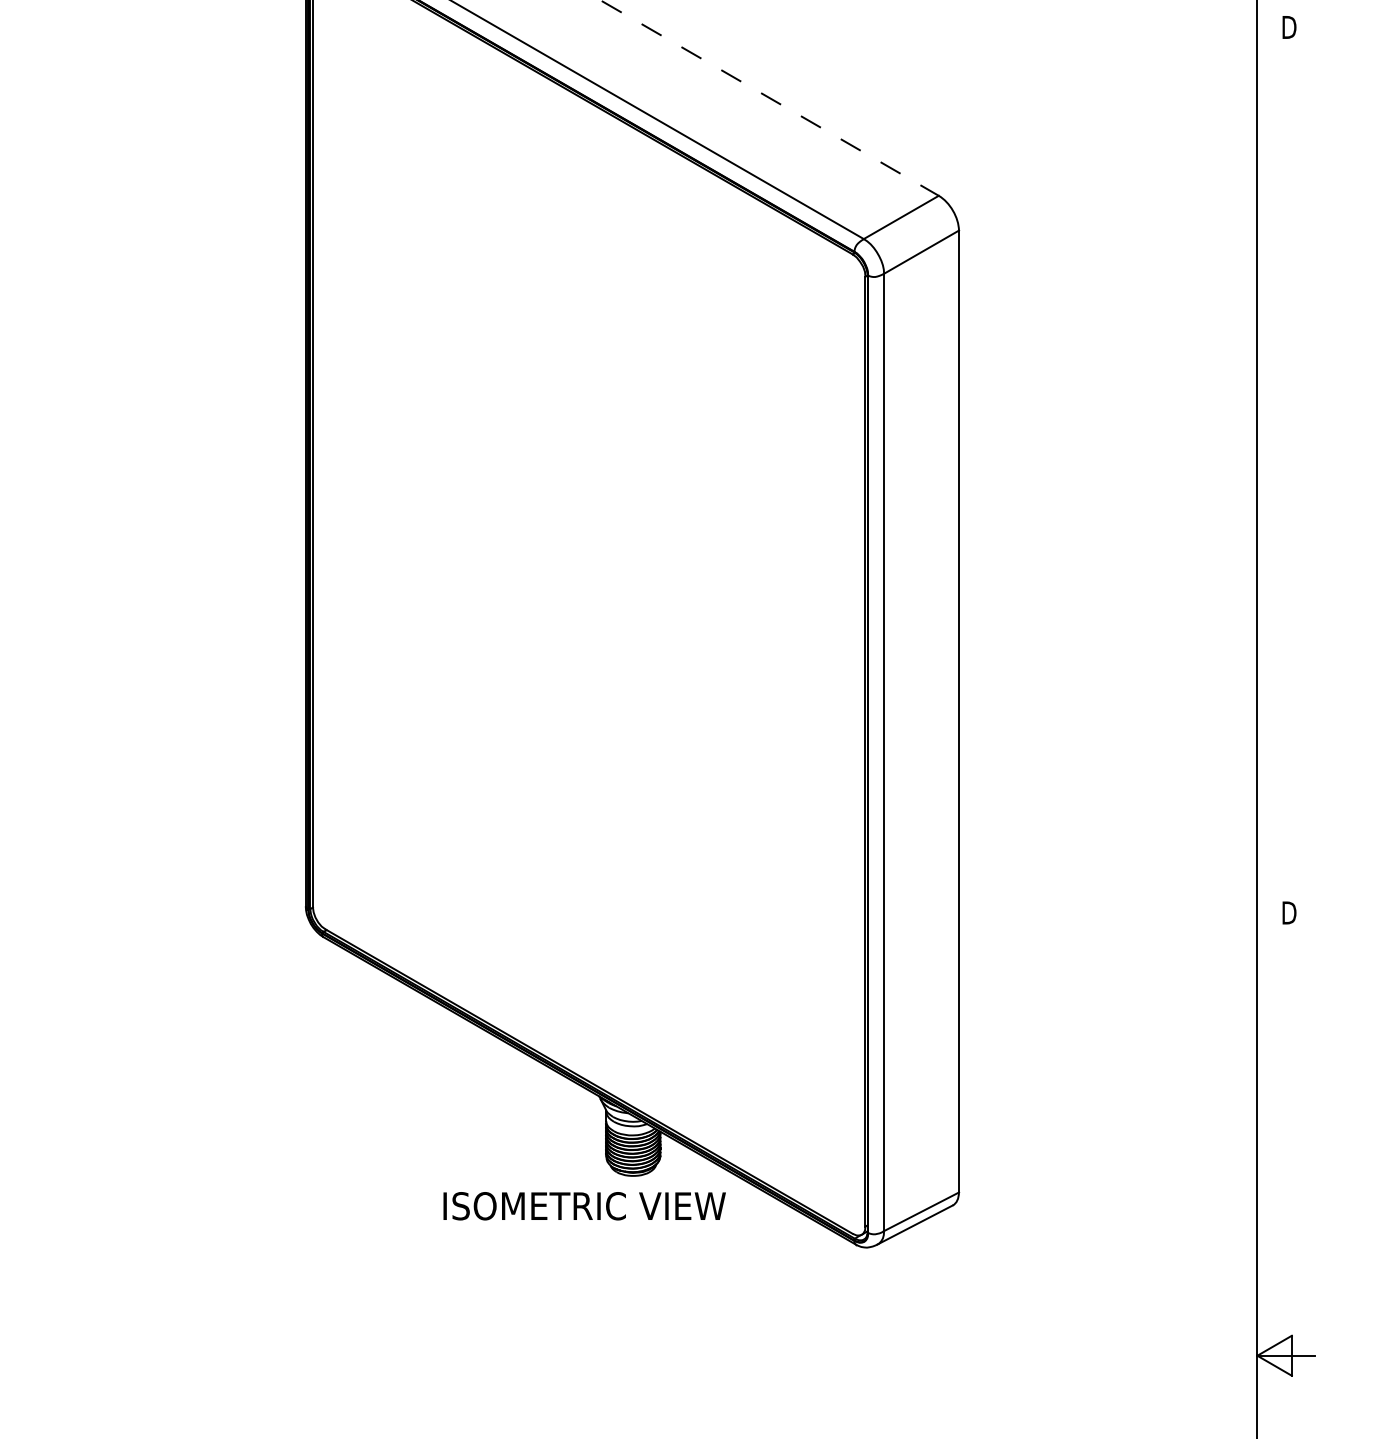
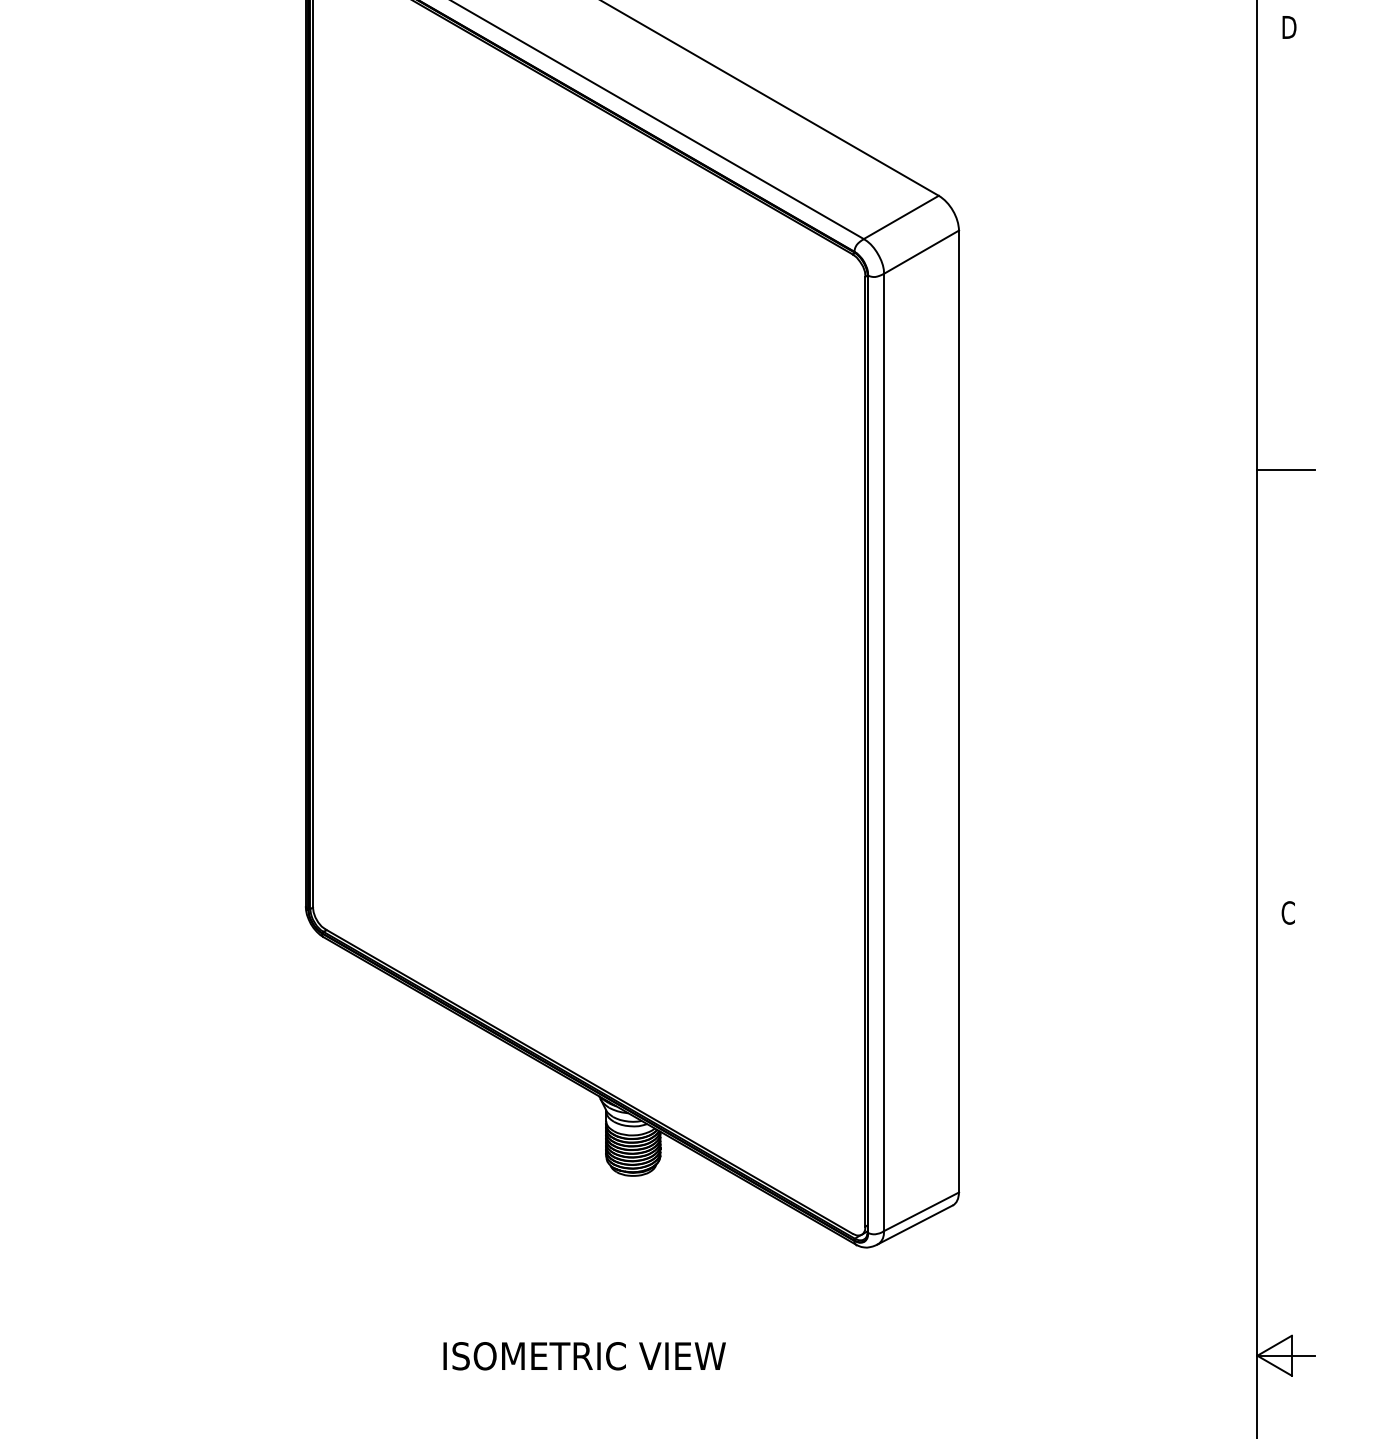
line: dashed -> solid (770, 98)
line: none -> present (1285, 470)
text: D -> C (1288, 912)
text position: (584, 1206) -> (584, 1356) (584, 1356)
